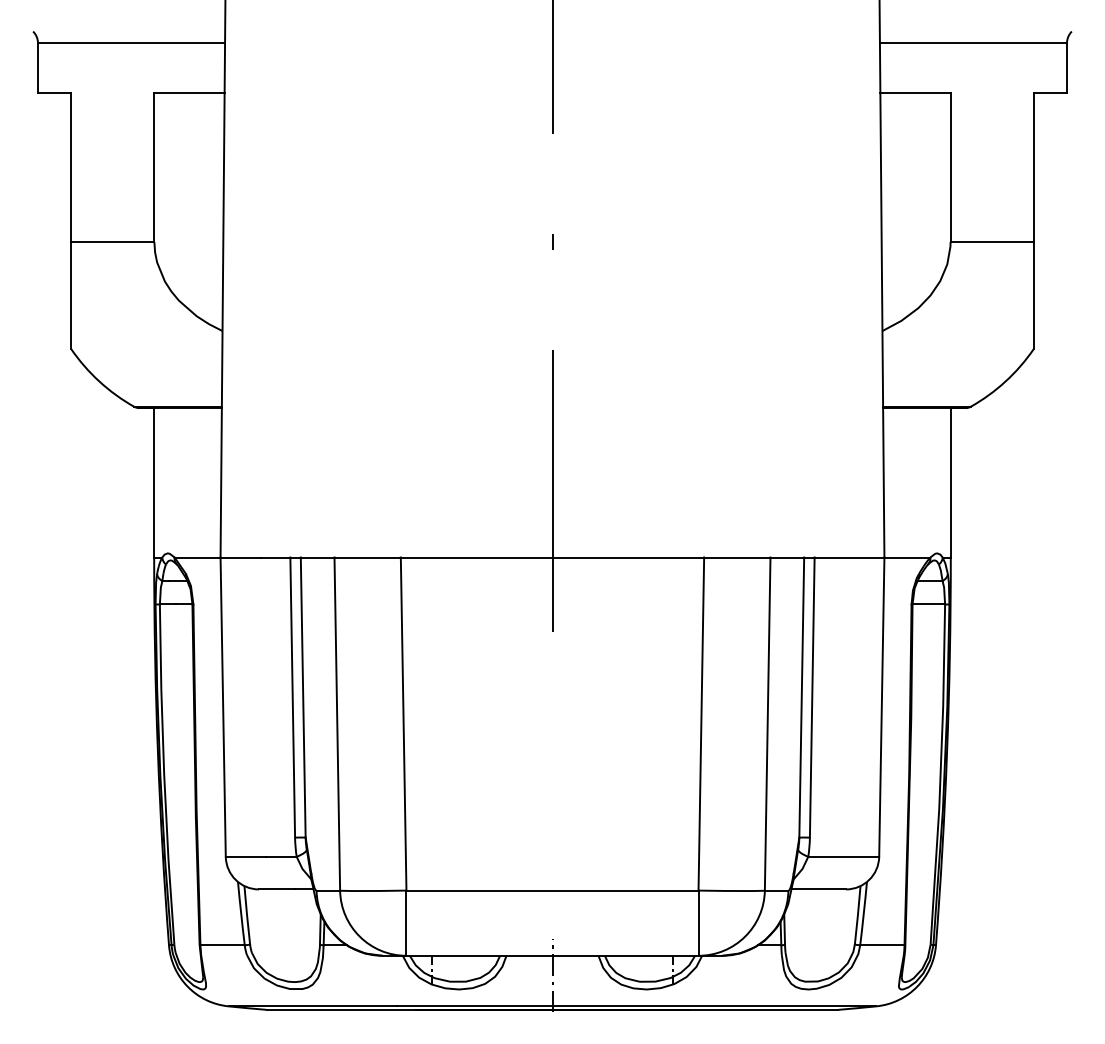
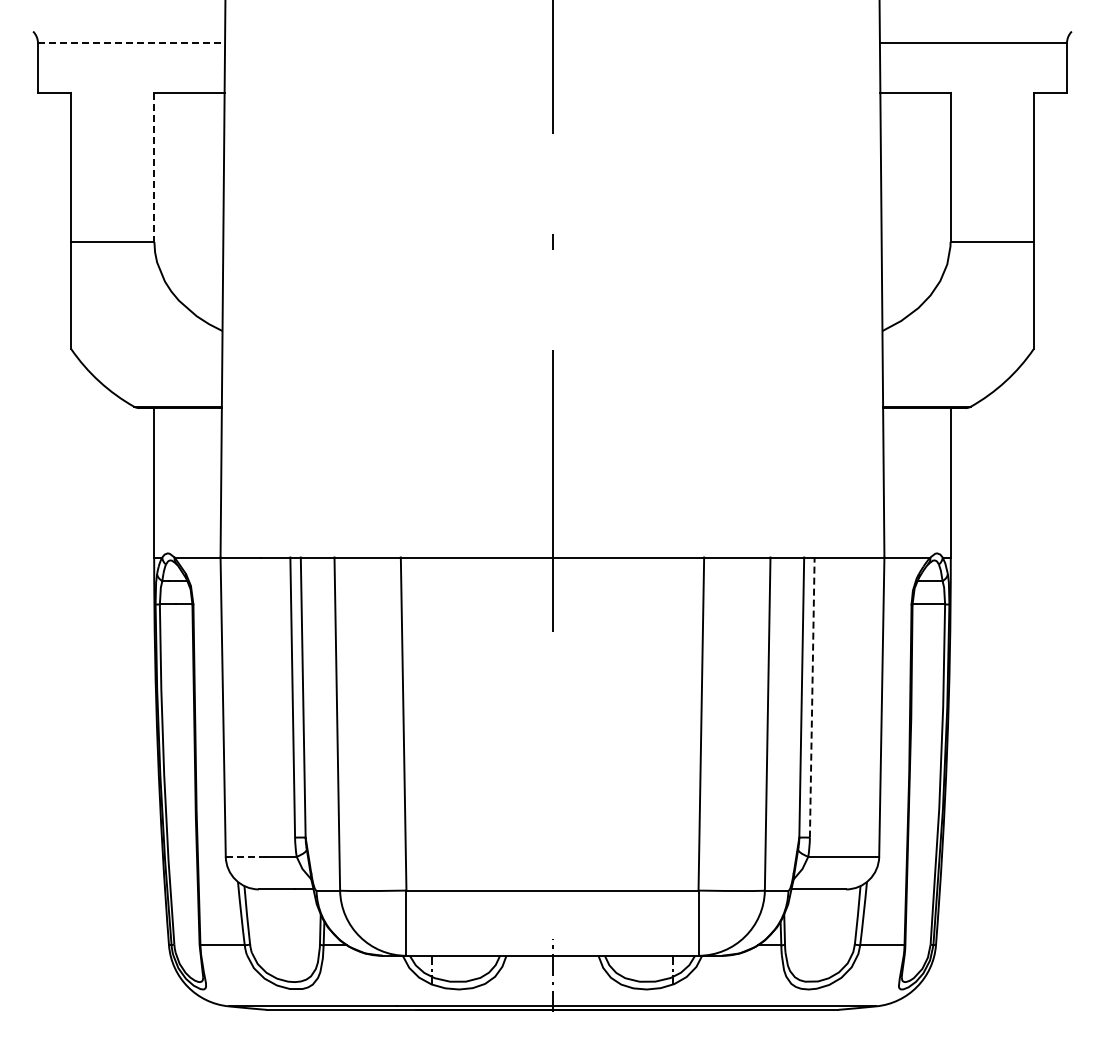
line: solid -> dashed (131, 43)
line: solid -> dashed (154, 167)
line: solid -> dashed (812, 697)
line: solid -> dashed (245, 856)
